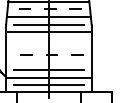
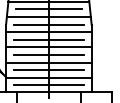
line: dashed -> solid (48, 9)
line: none -> present (48, 39)
line: none -> present (48, 47)
line: dashed -> solid (48, 55)
line: none -> present (48, 62)
